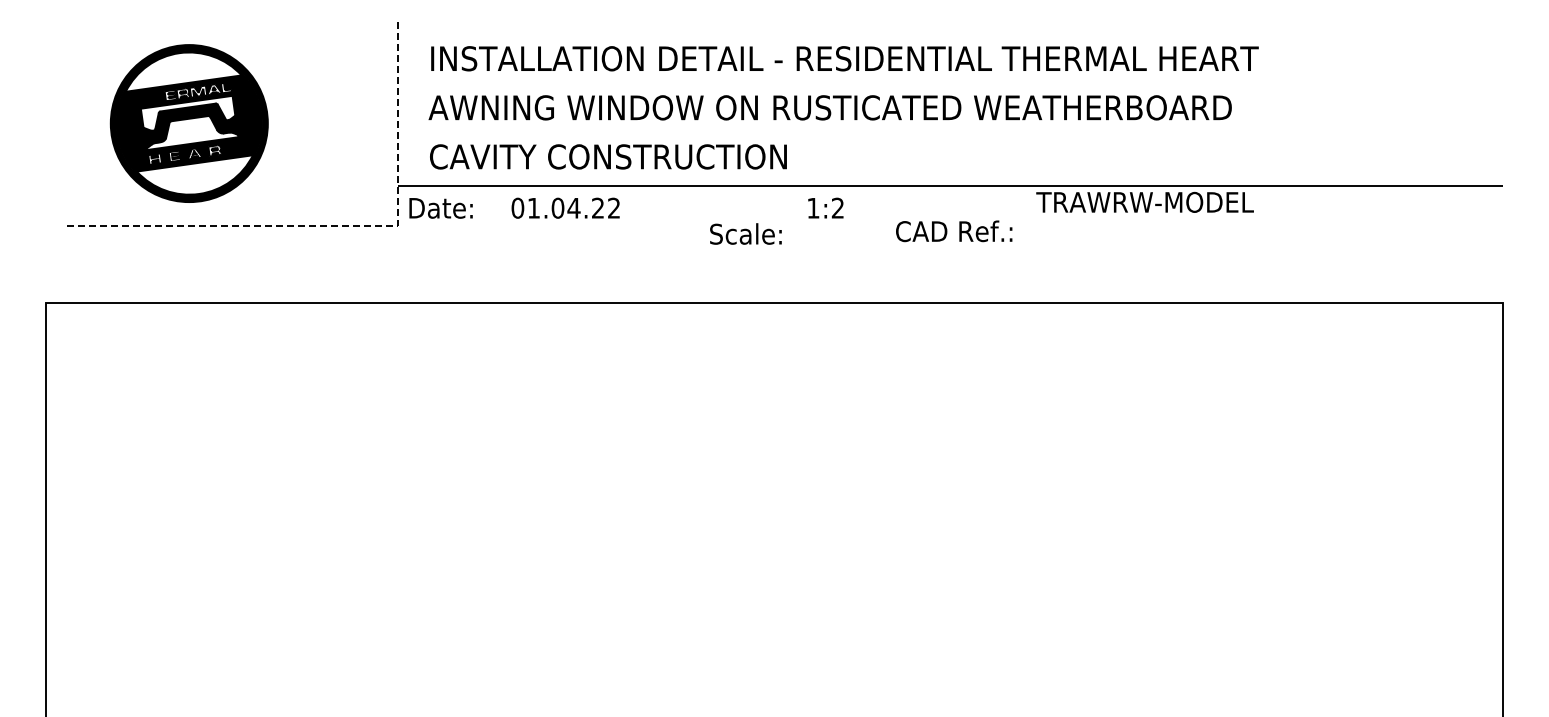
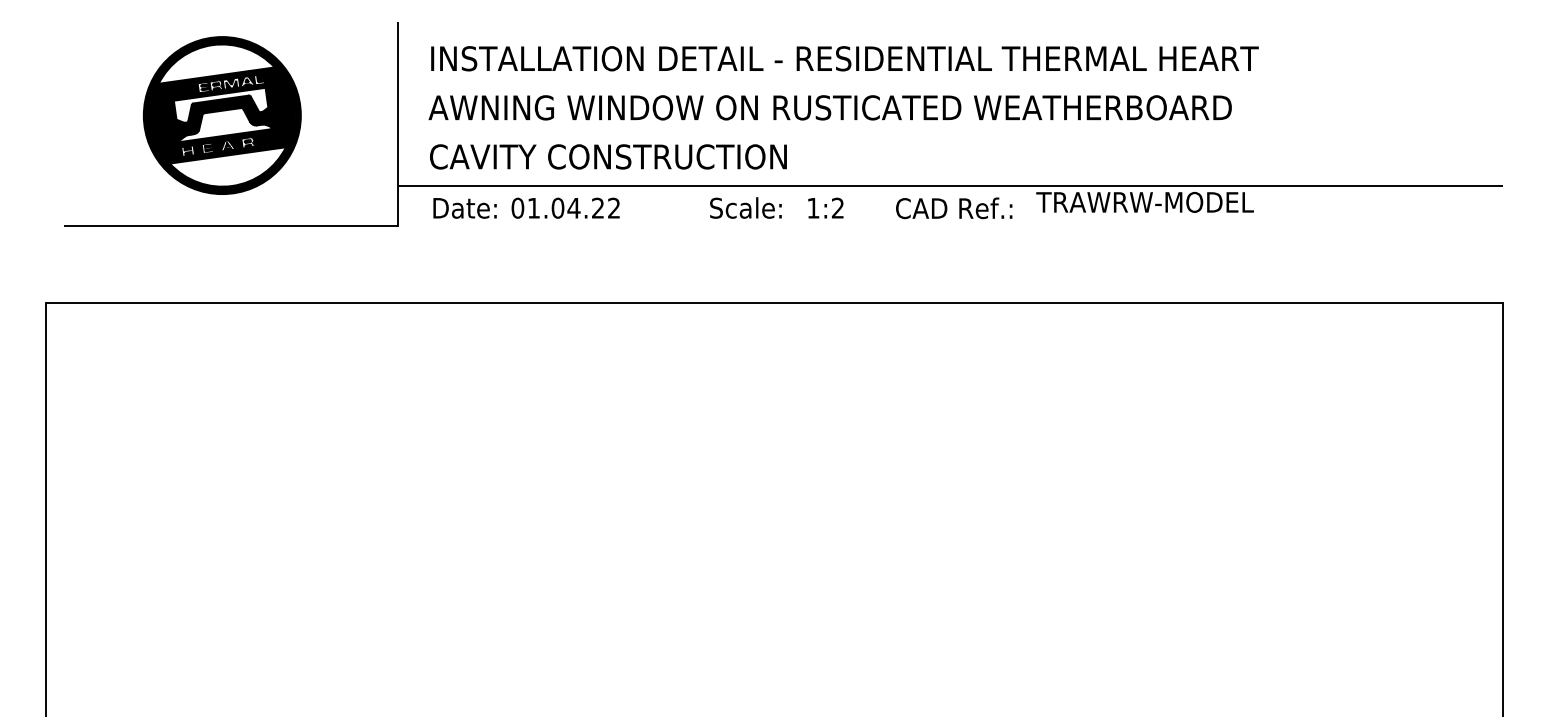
part position: (188, 123) -> (221, 115) (221, 115)
text position: (440, 208) -> (464, 208) (464, 208)
line: dashed -> solid (334, 225)
text position: (954, 231) -> (954, 208) (954, 208)
text position: (745, 233) -> (745, 207) (745, 207)
